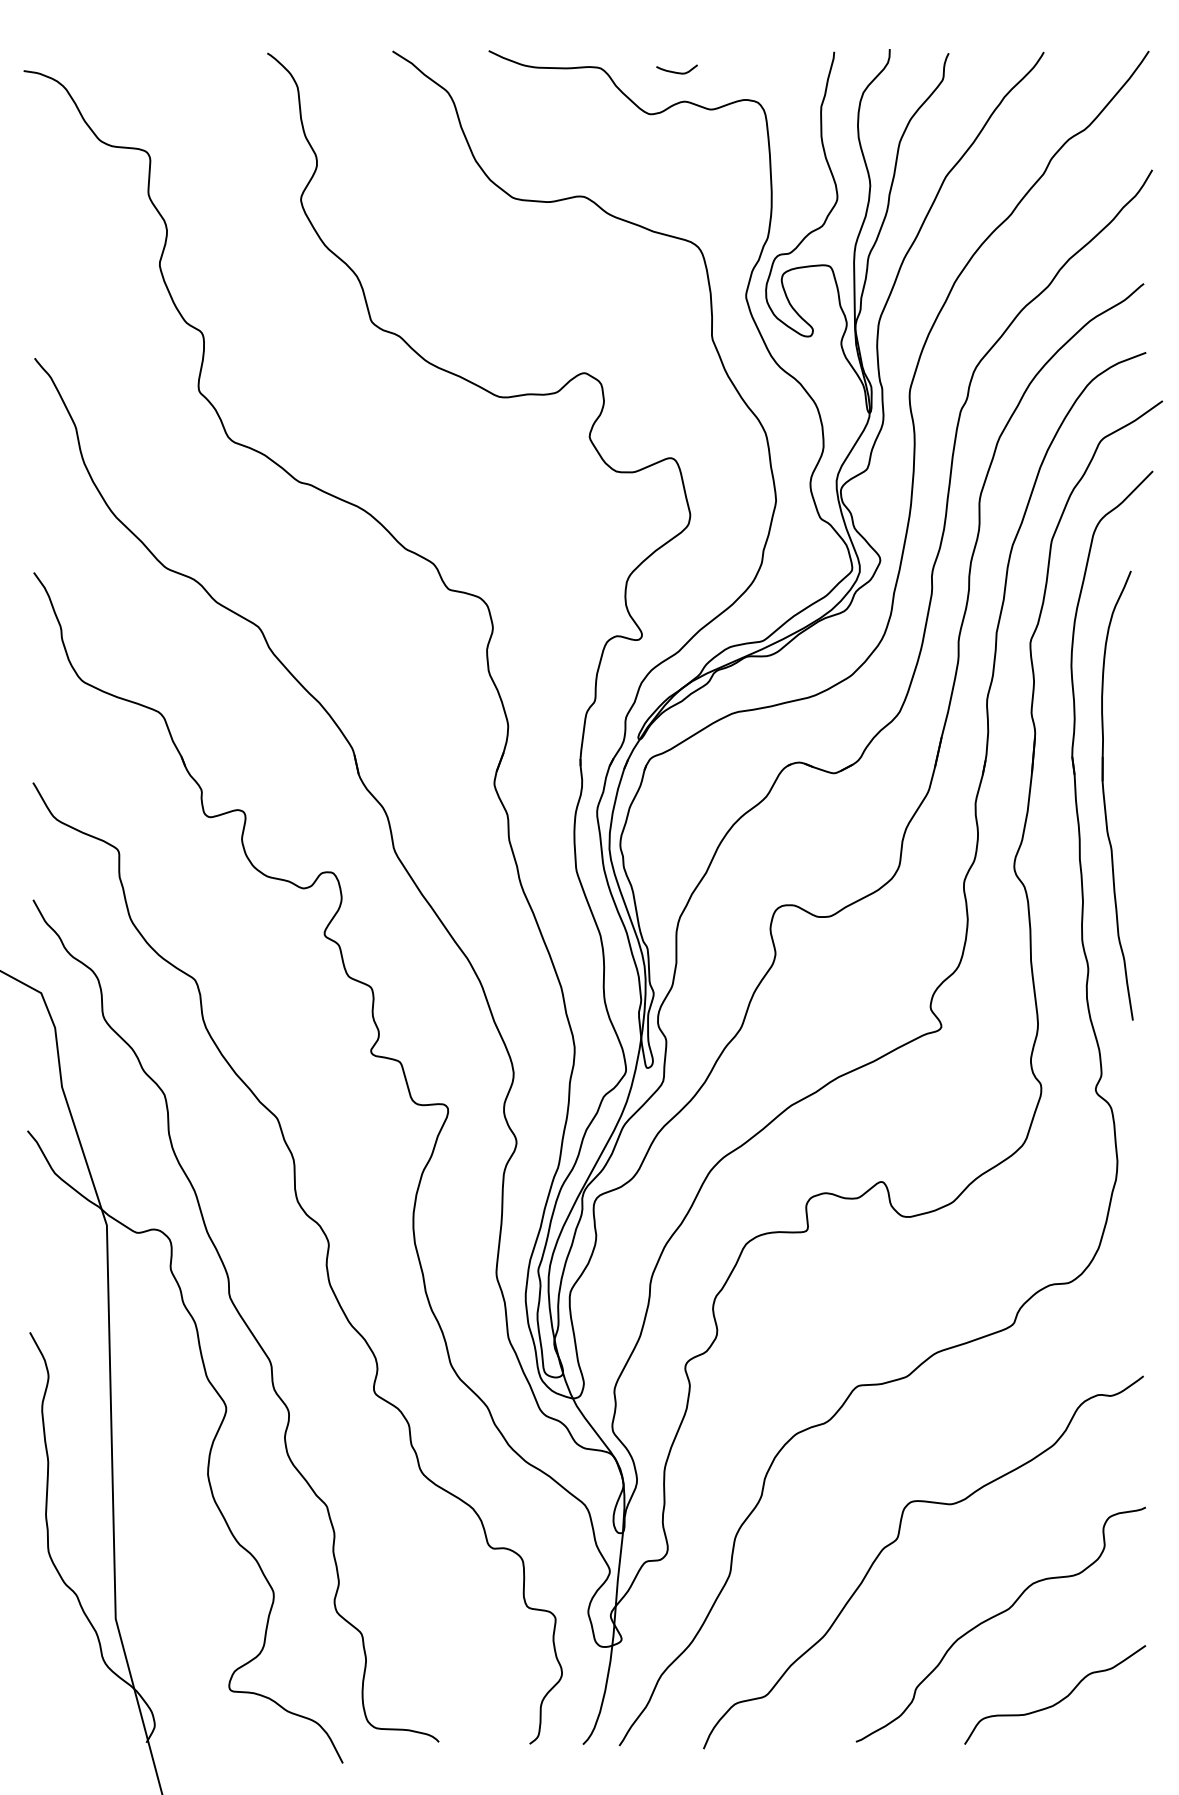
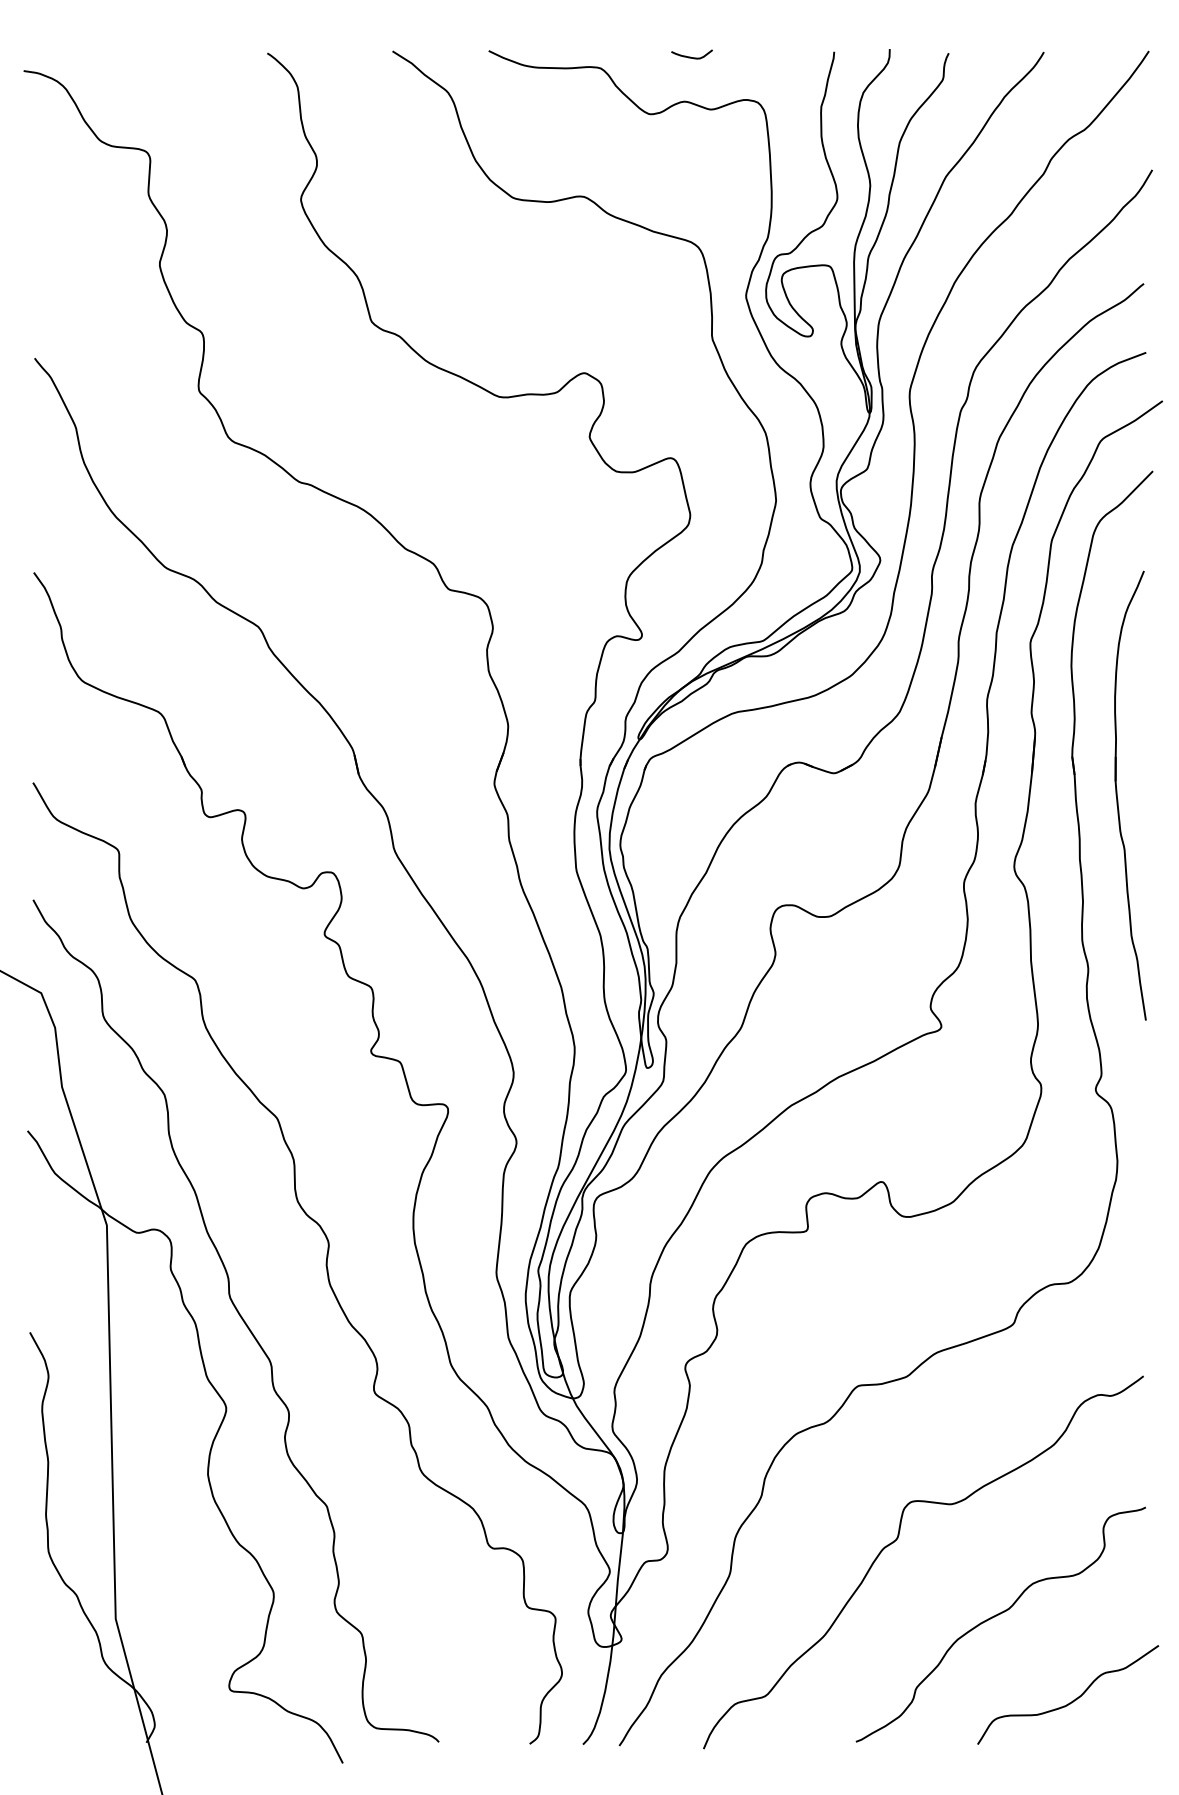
curve position: (675, 71) -> (690, 56) (690, 56)
part position: (1105, 799) -> (1118, 799) (1118, 799)
curve position: (1059, 1700) -> (1072, 1700) (1072, 1700)
